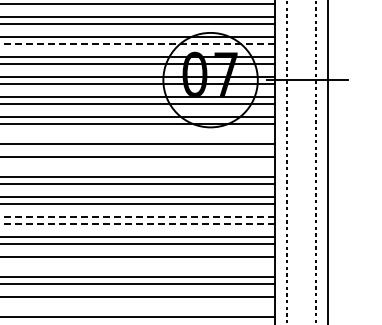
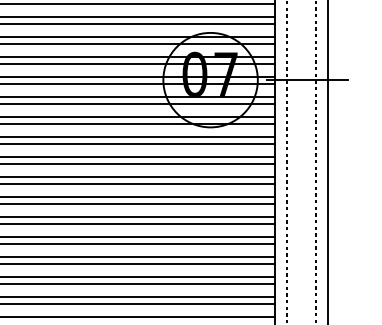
line: dashed -> solid (137, 44)
line: none -> present (138, 136)
line: none -> present (138, 164)
line: dashed -> solid (137, 216)
line: dashed -> solid (137, 224)
line: none -> present (138, 264)
line: none -> present (138, 304)
